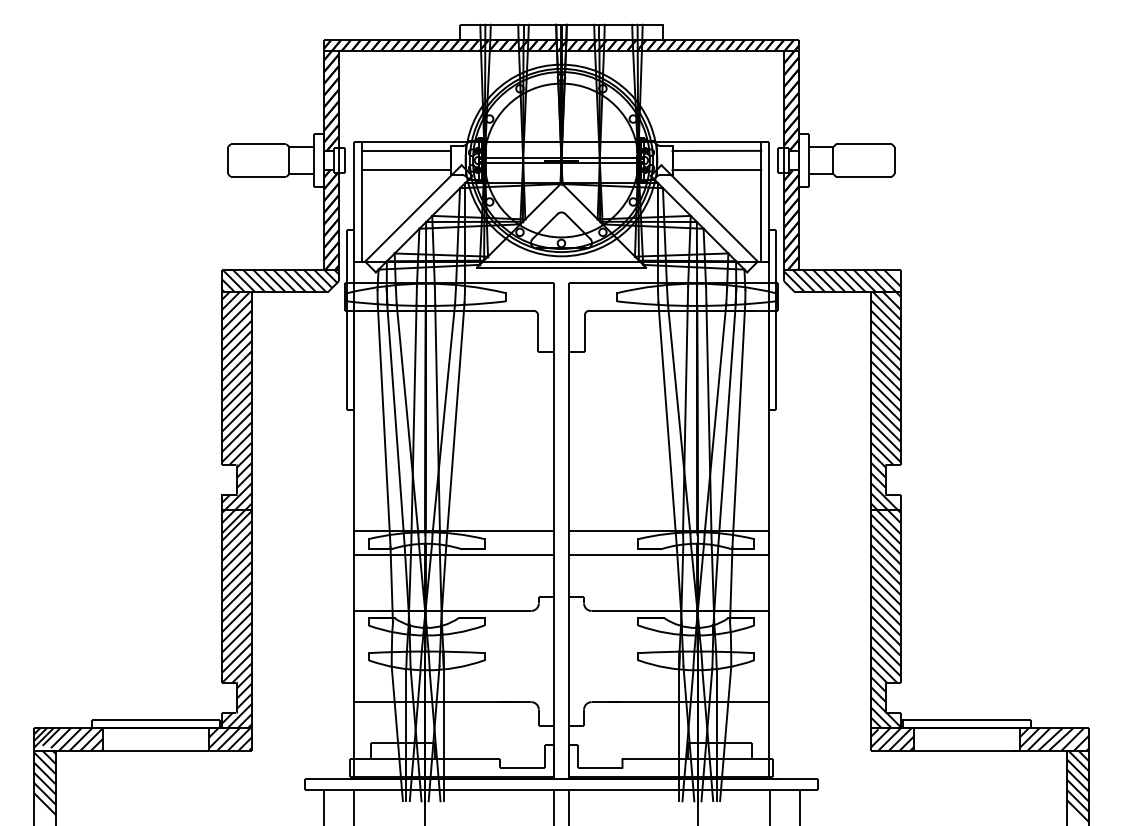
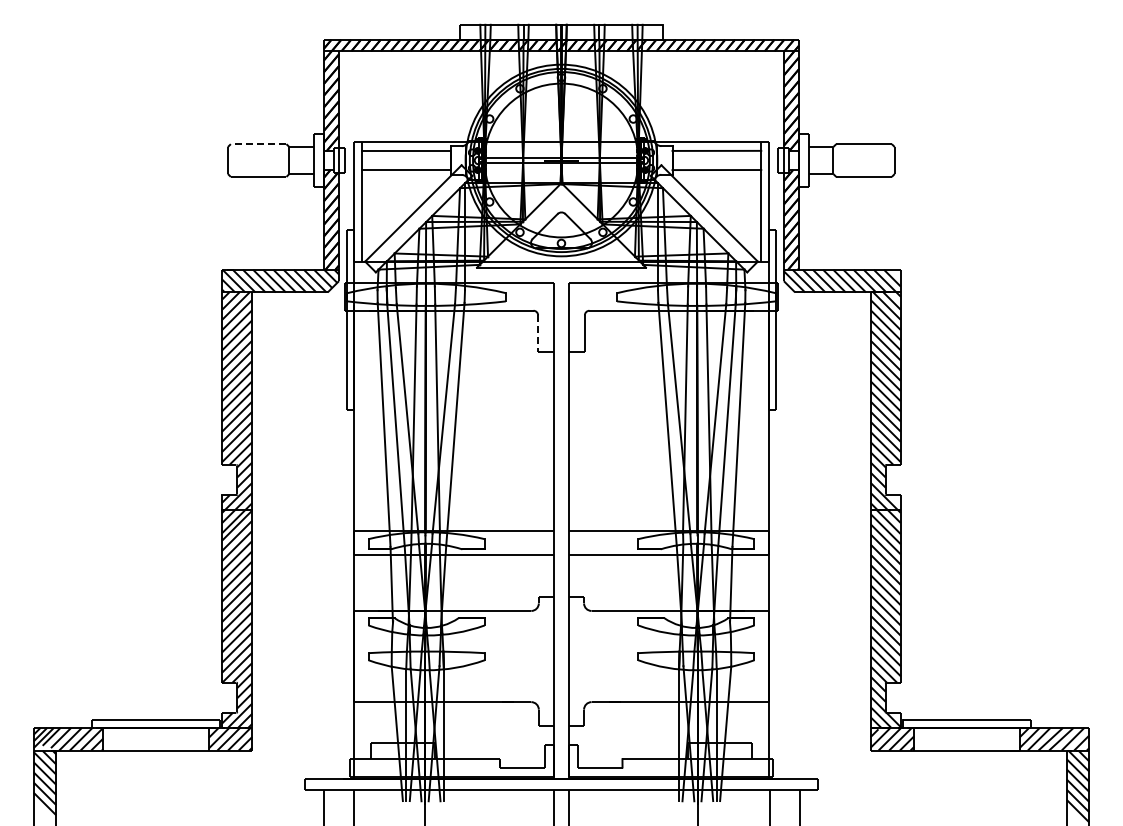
line: solid -> dashed (258, 144)
line: solid -> dashed (538, 333)
